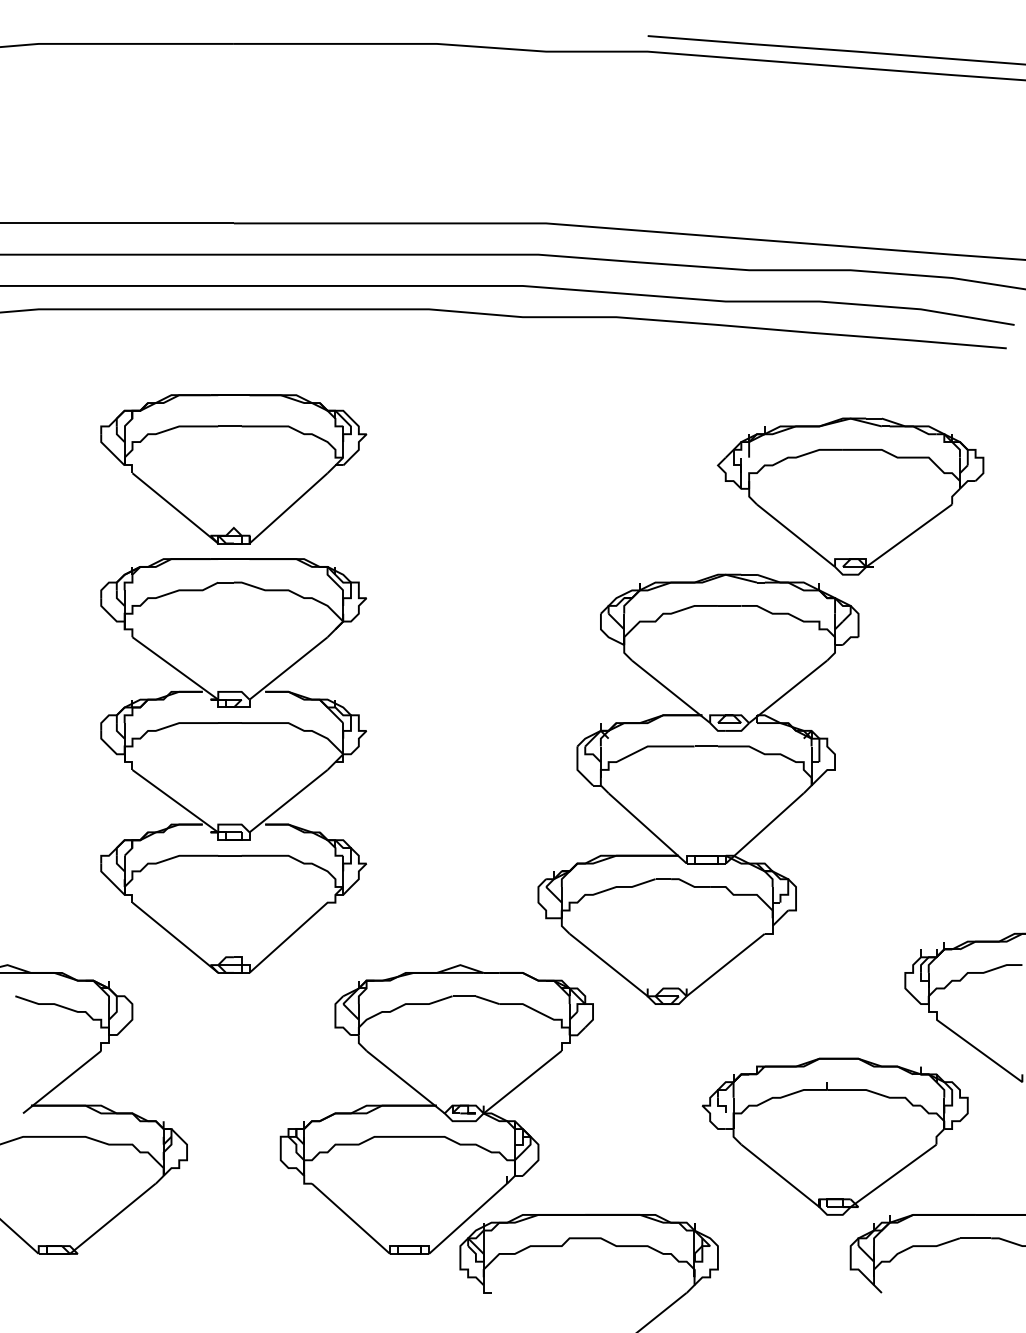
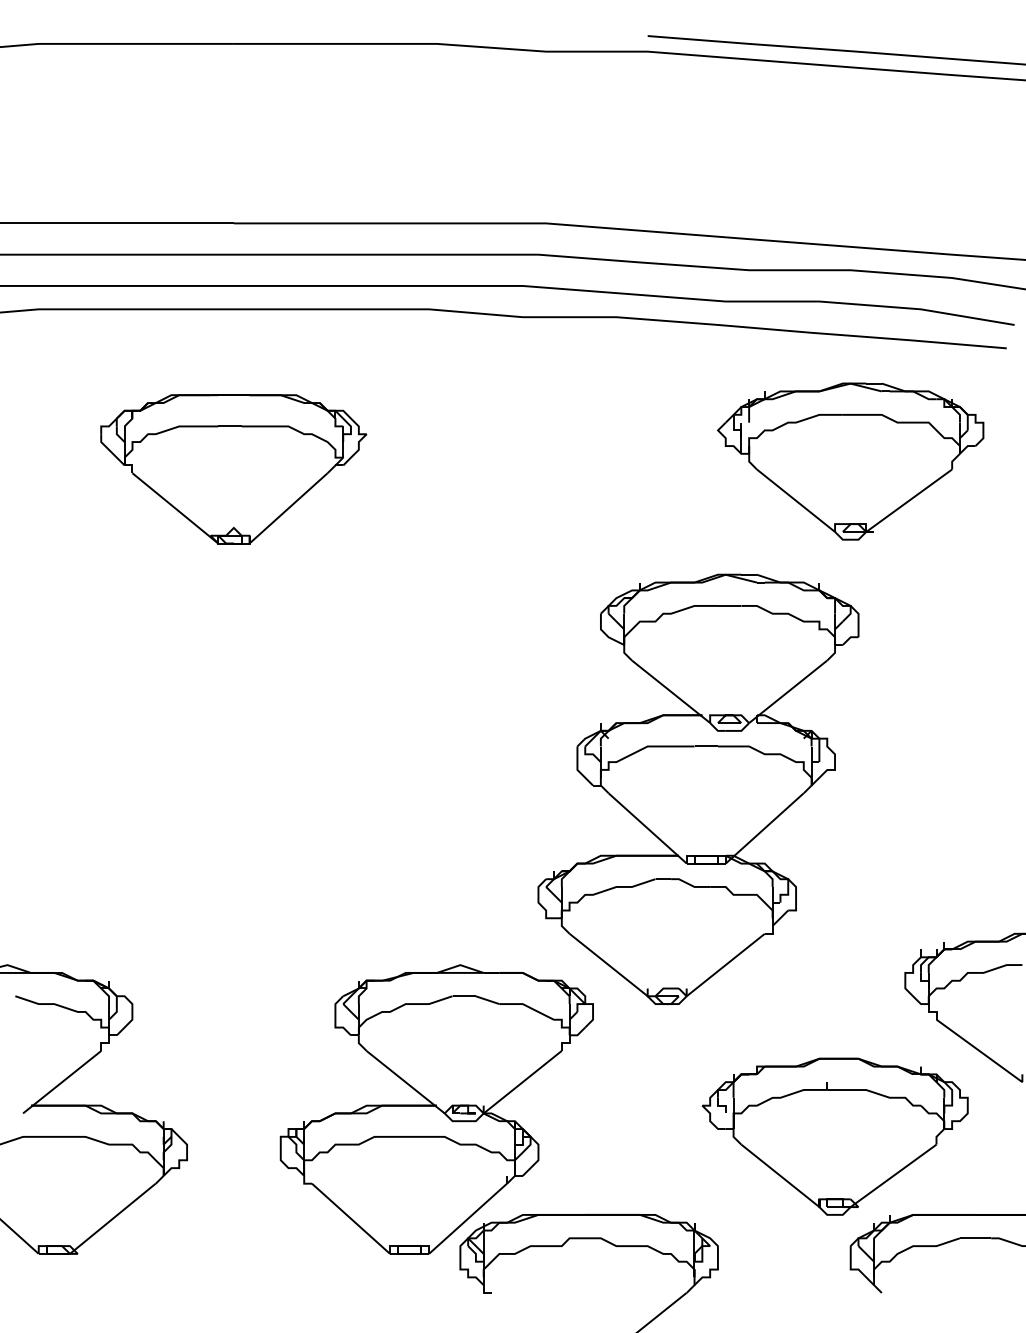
part position: (850, 496) -> (850, 461) (850, 461)
part: present -> none (233, 765)
